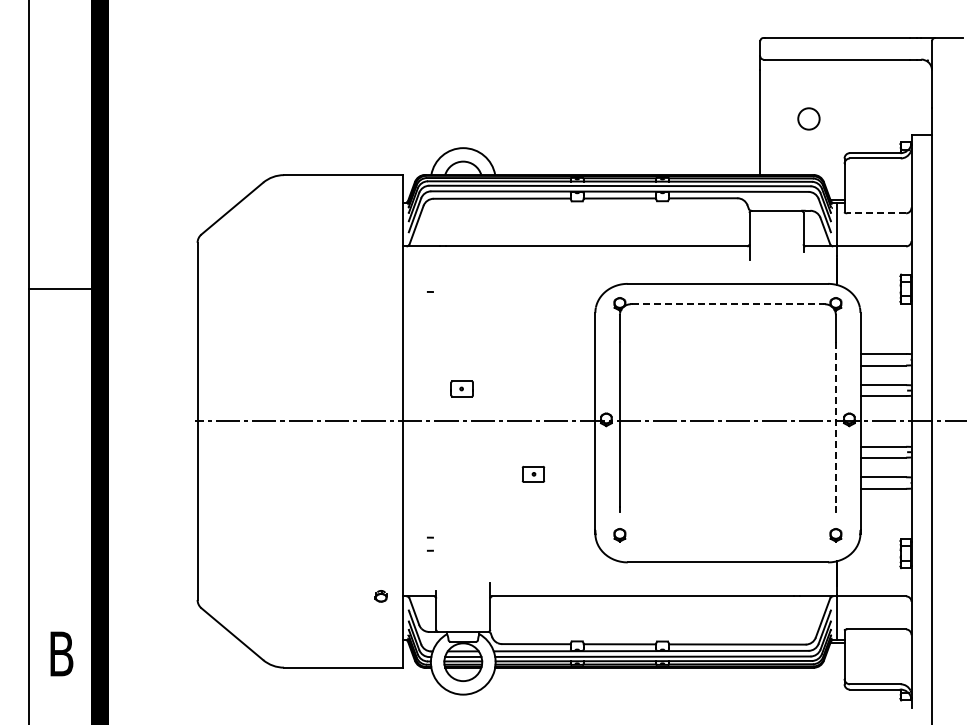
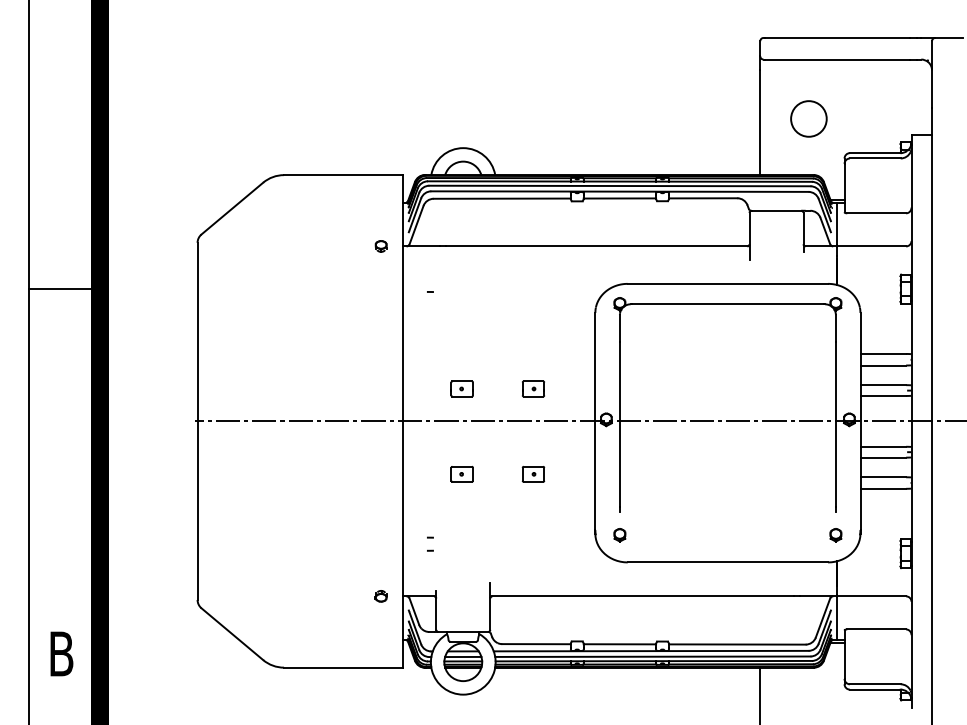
circle size: 24x24 px -> 38x38 px (808, 118)
line: dashed -> solid (876, 213)
part: none -> present (380, 246)
line: dashed -> solid (728, 304)
part: none -> present (533, 388)
line: dashed -> solid (835, 425)
part: none -> present (461, 474)
line: none -> present (760, 694)
